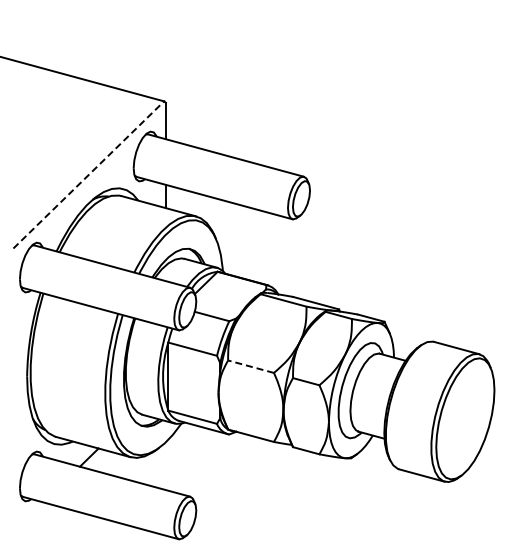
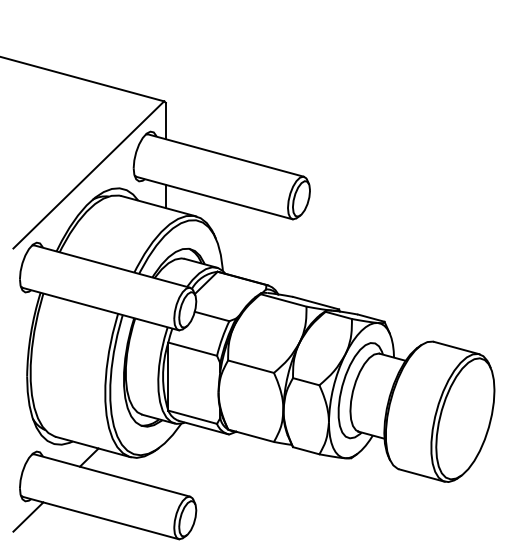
line: dashed -> solid (89, 174)
line: dashed -> solid (251, 366)
line: none -> present (28, 516)
